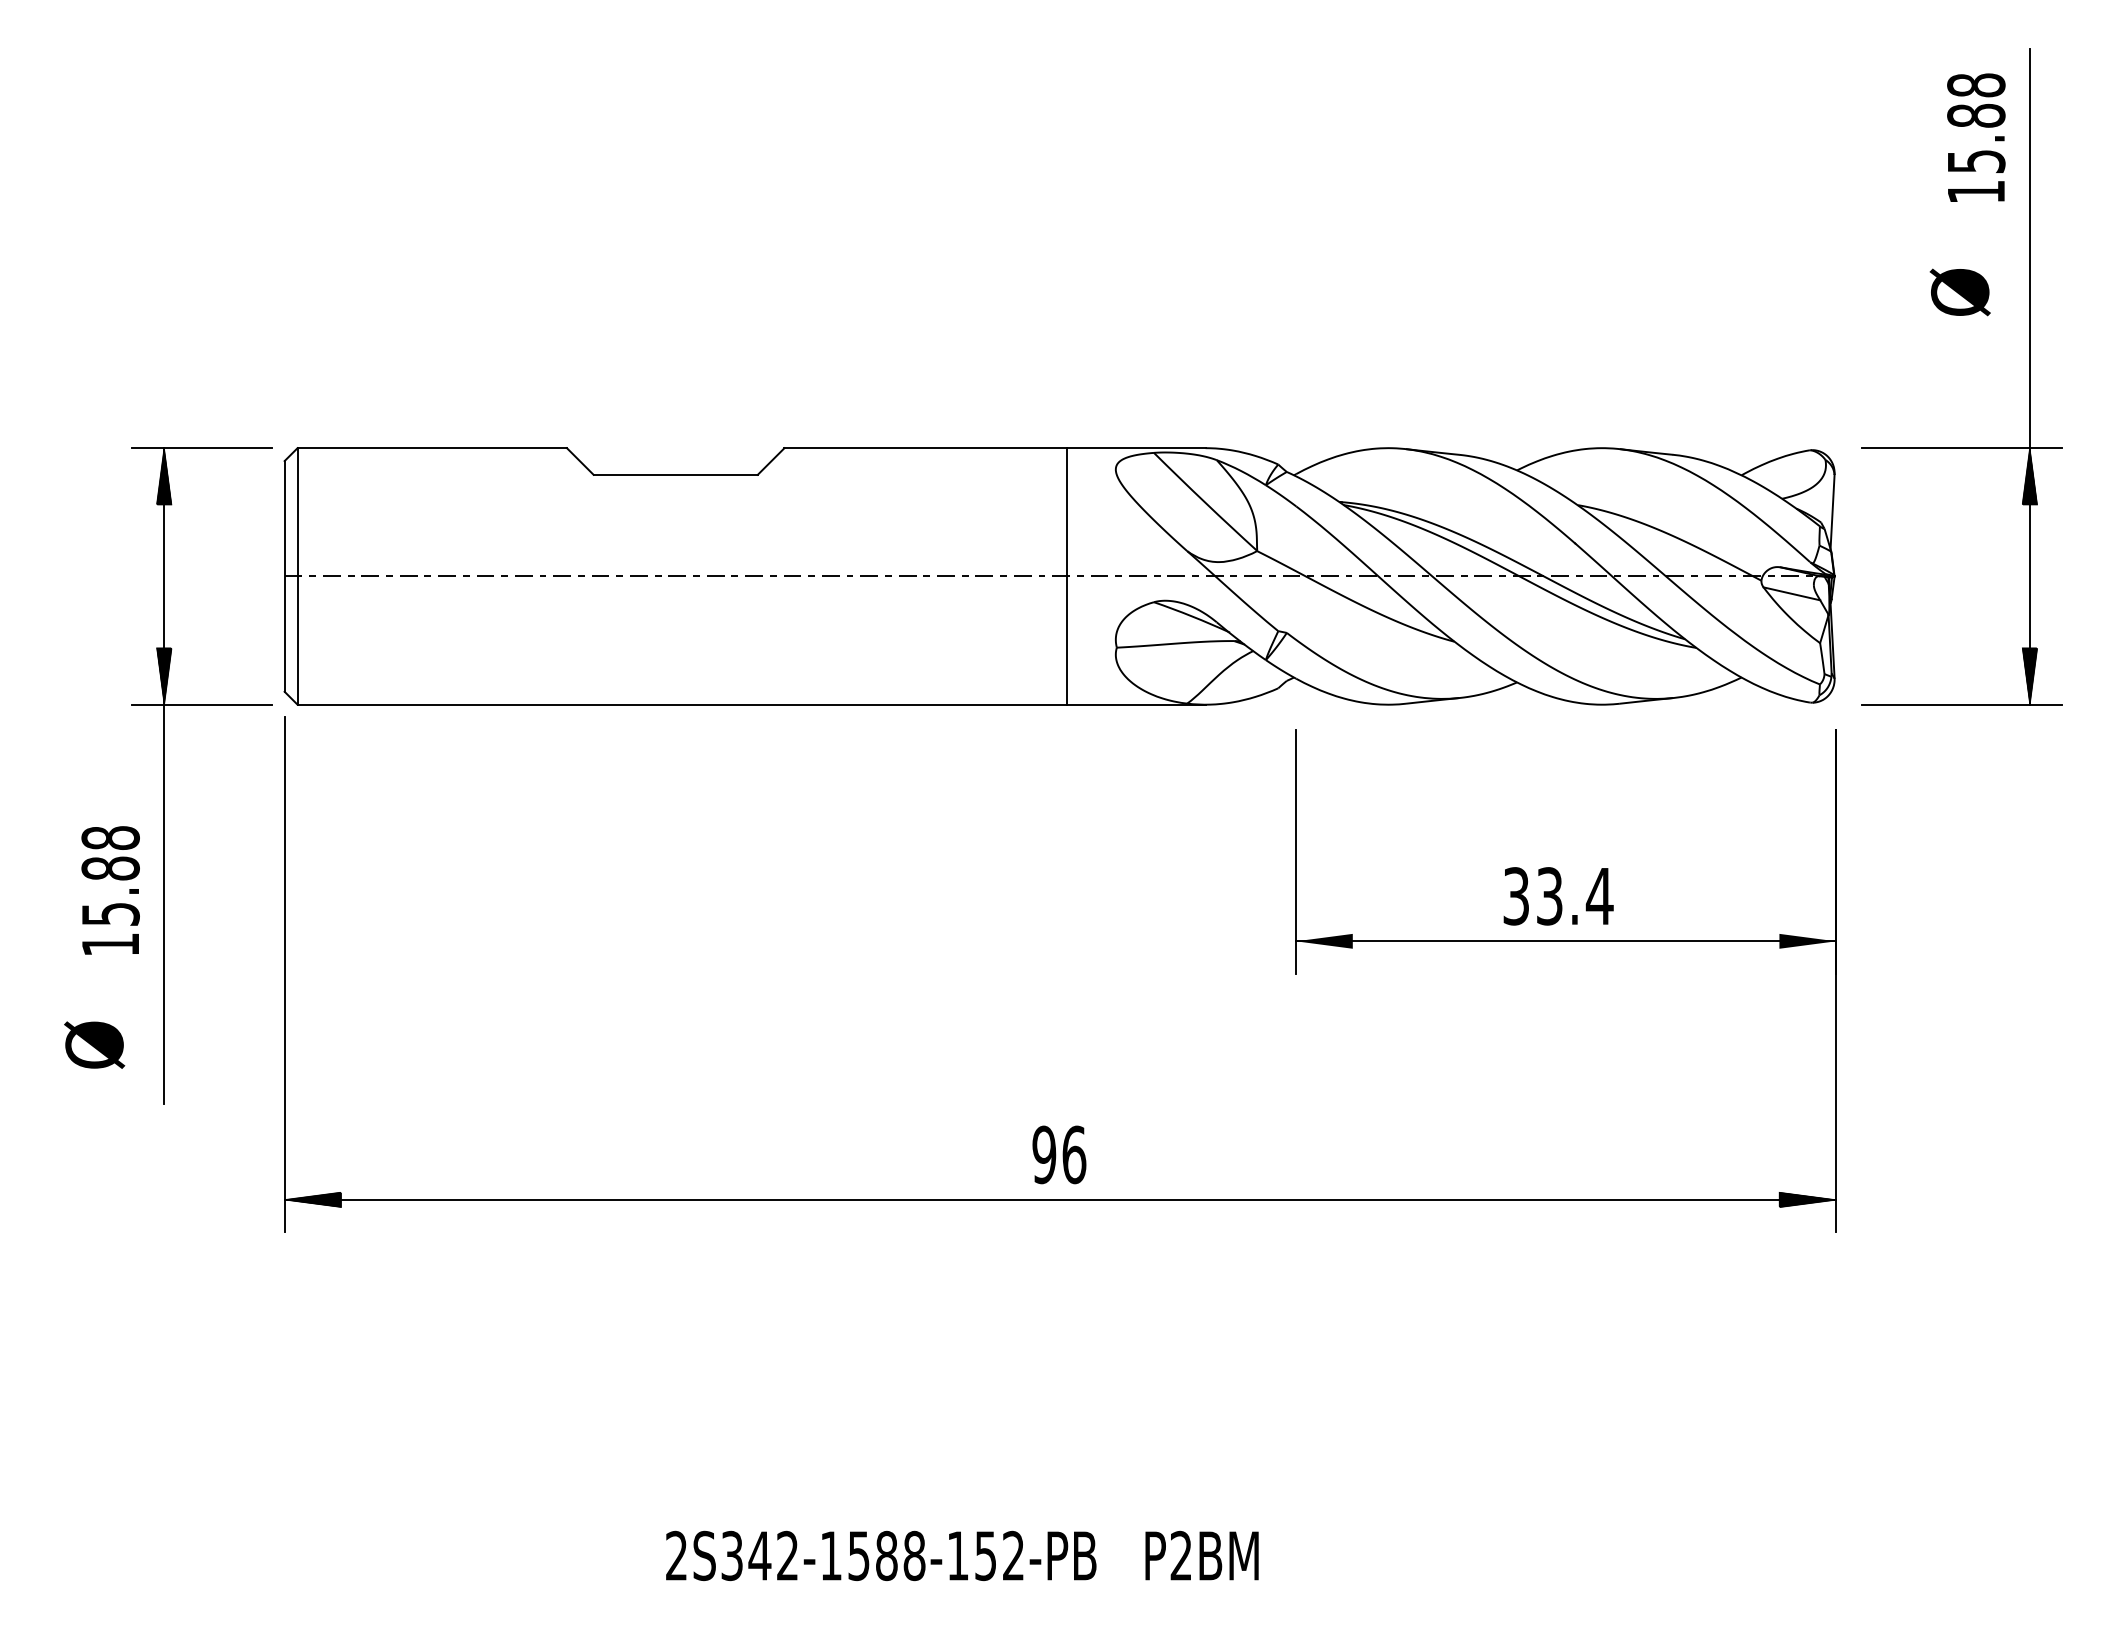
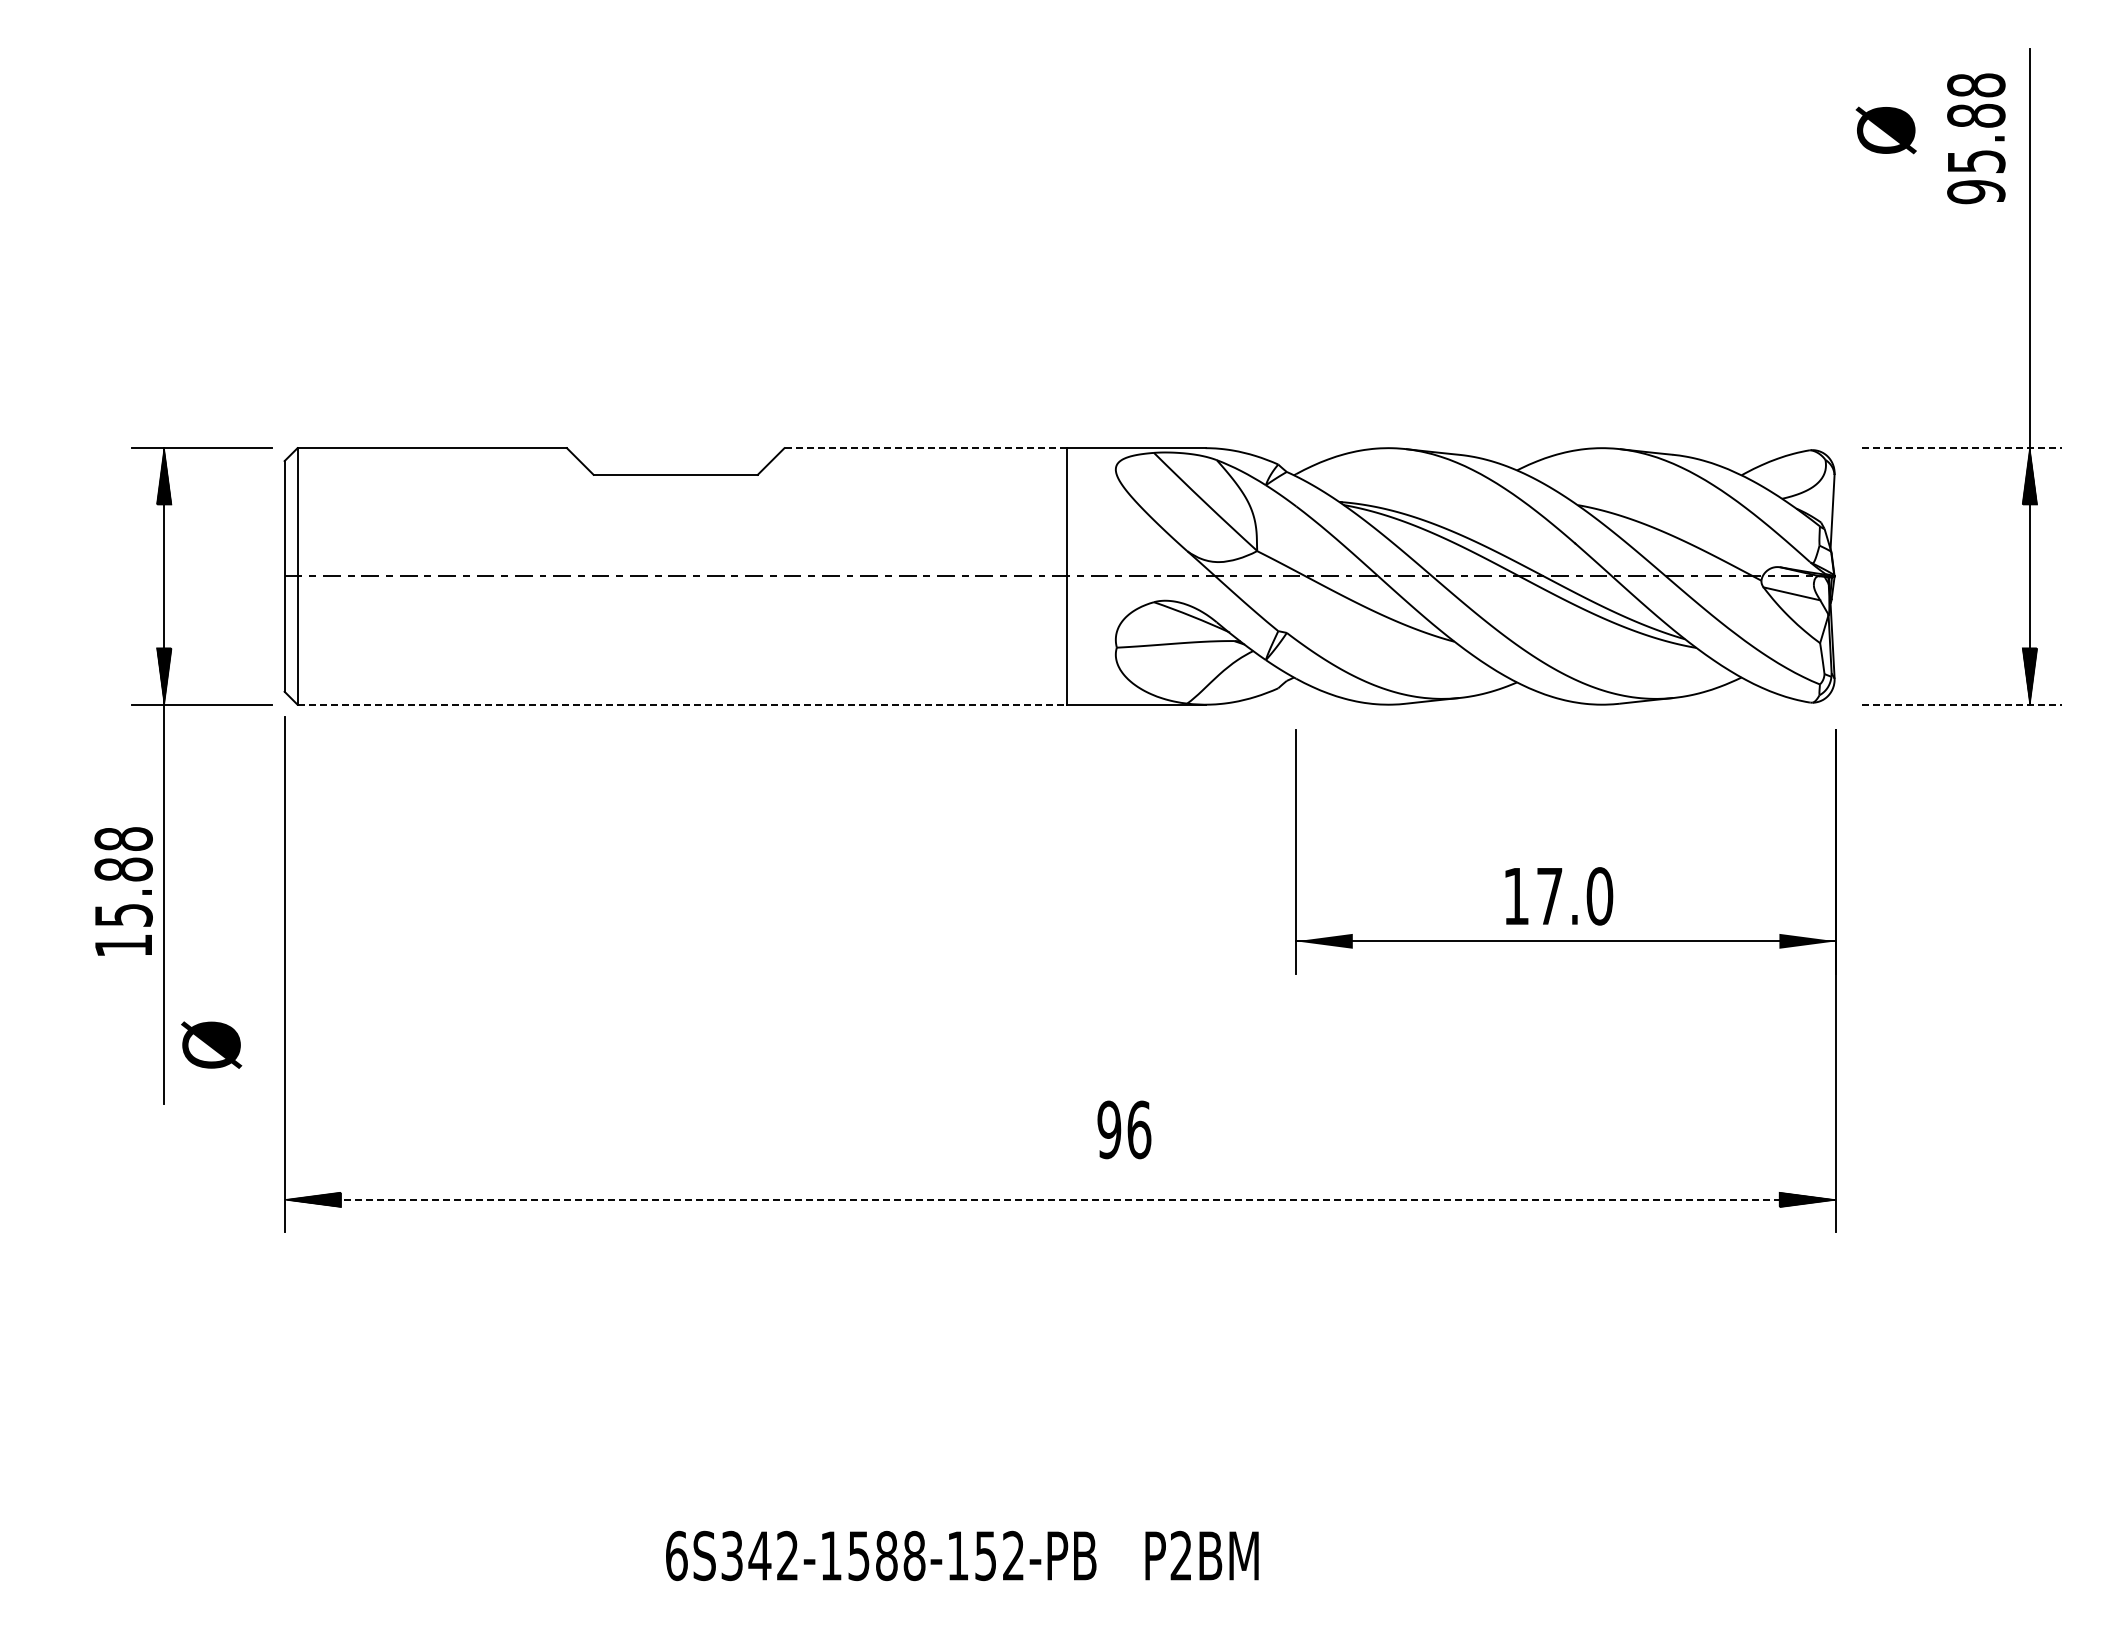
text: 15.88 -> 95.88 (1976, 192)
text position: (1959, 292) -> (1885, 130) (1885, 130)
line: solid -> dashed (925, 448)
line: solid -> dashed (1962, 448)
line: solid -> dashed (682, 704)
line: solid -> dashed (1962, 704)
text position: (110, 890) -> (123, 891) (123, 891)
text: 33.4 -> 17.0 (1558, 896)
text position: (94, 1044) -> (211, 1044) (211, 1044)
text position: (1059, 1154) -> (1124, 1129) (1124, 1129)
line: solid -> dashed (1060, 1199)
text: 2S342-1588-152-PB -> 6S342-1588-152-PB (676, 1555)
